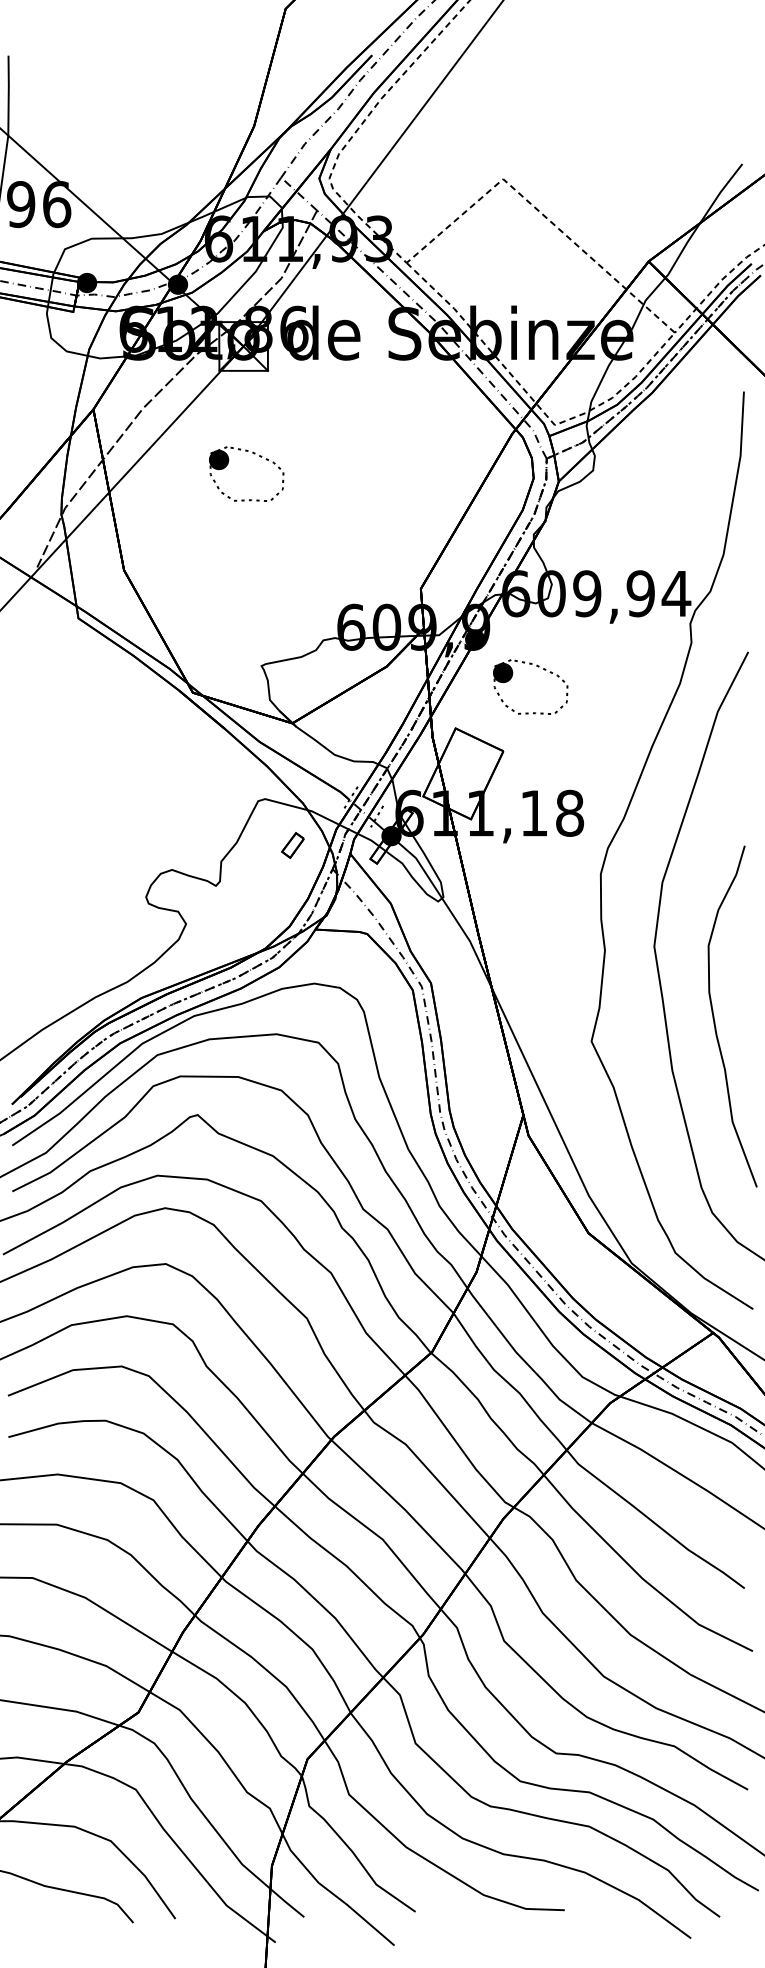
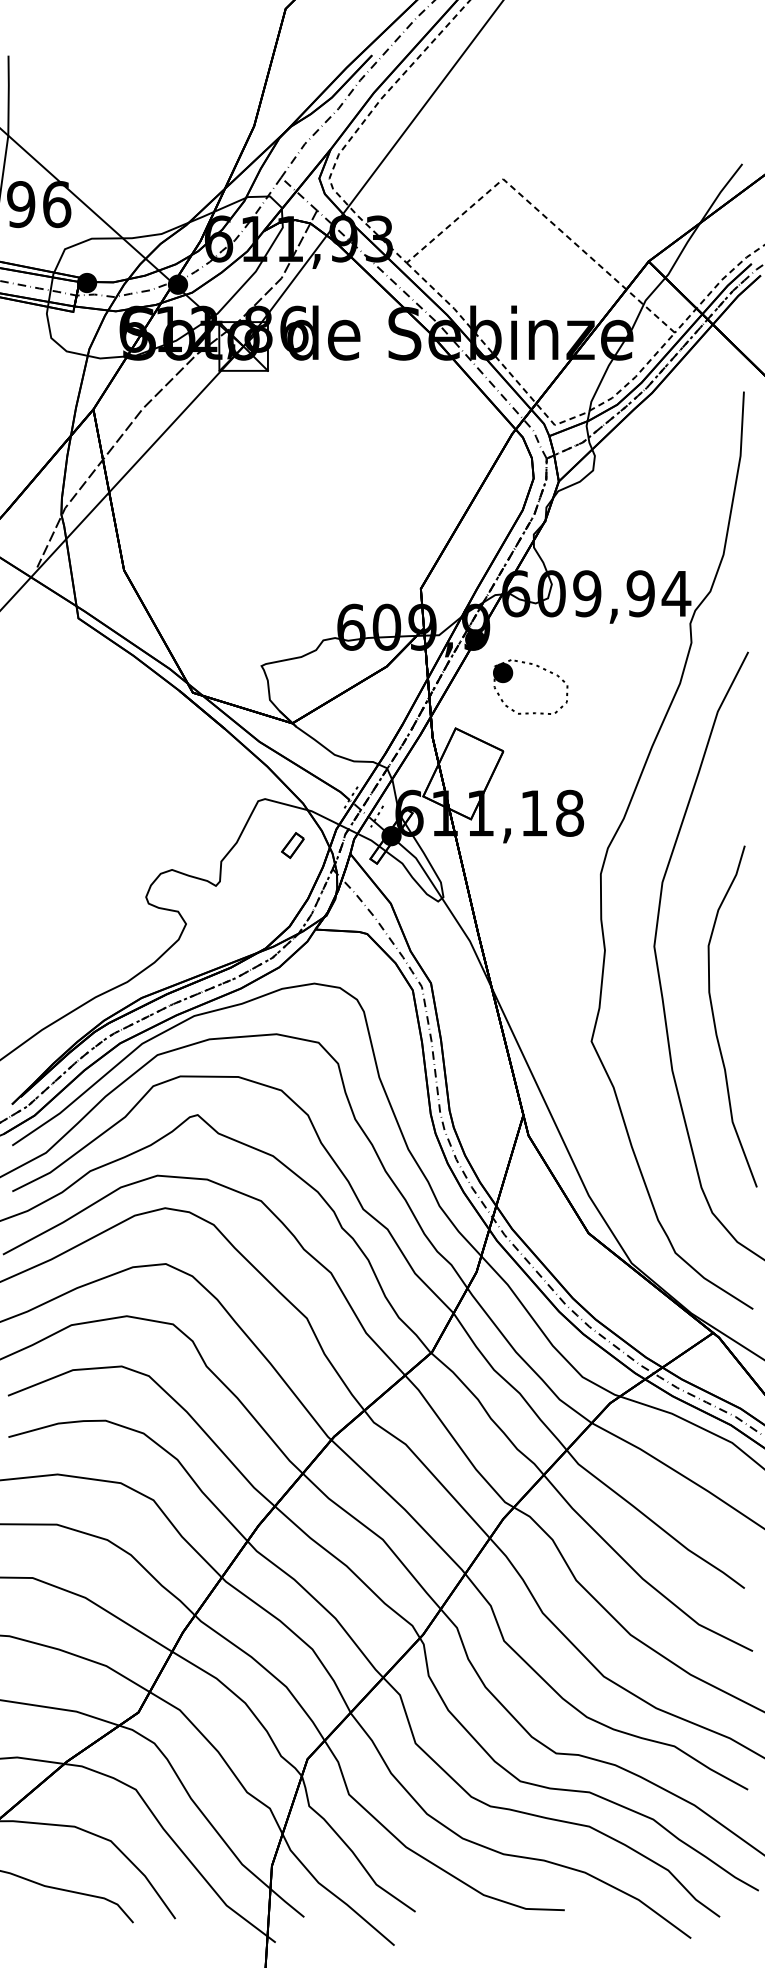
part: present -> none (228, 464)
